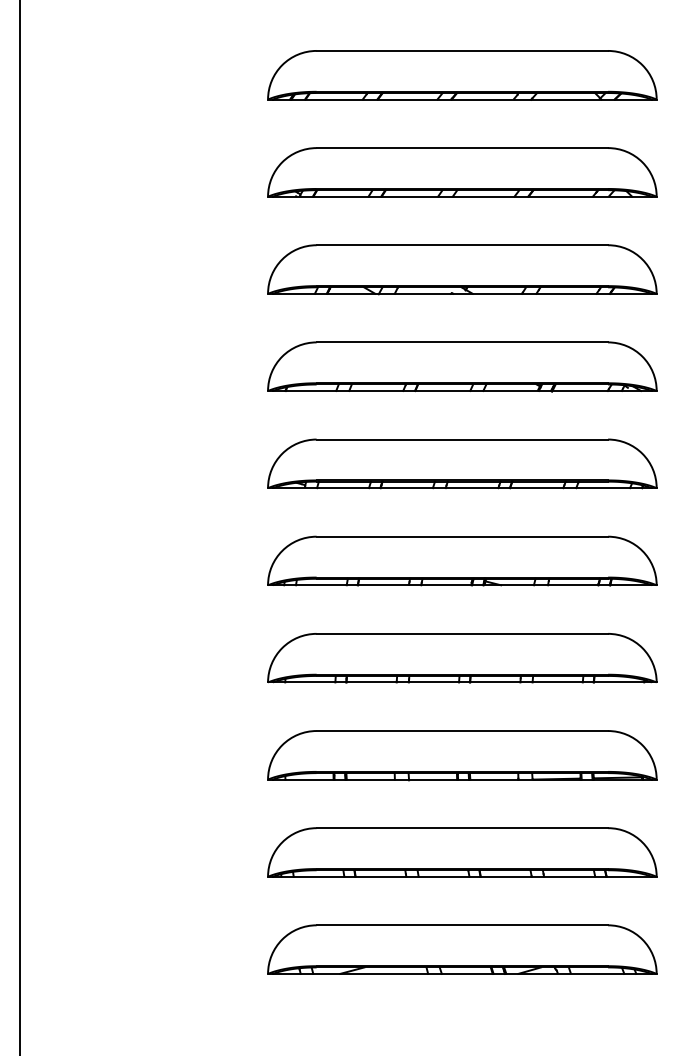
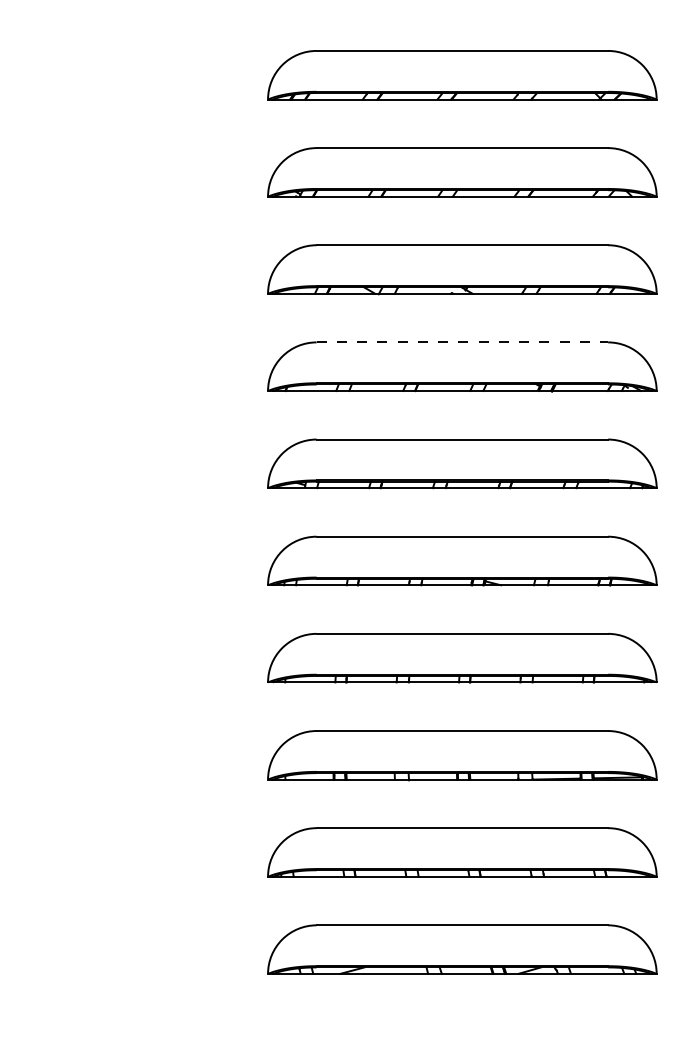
line: solid -> dashed (462, 342)
line: present -> none (20, 527)
